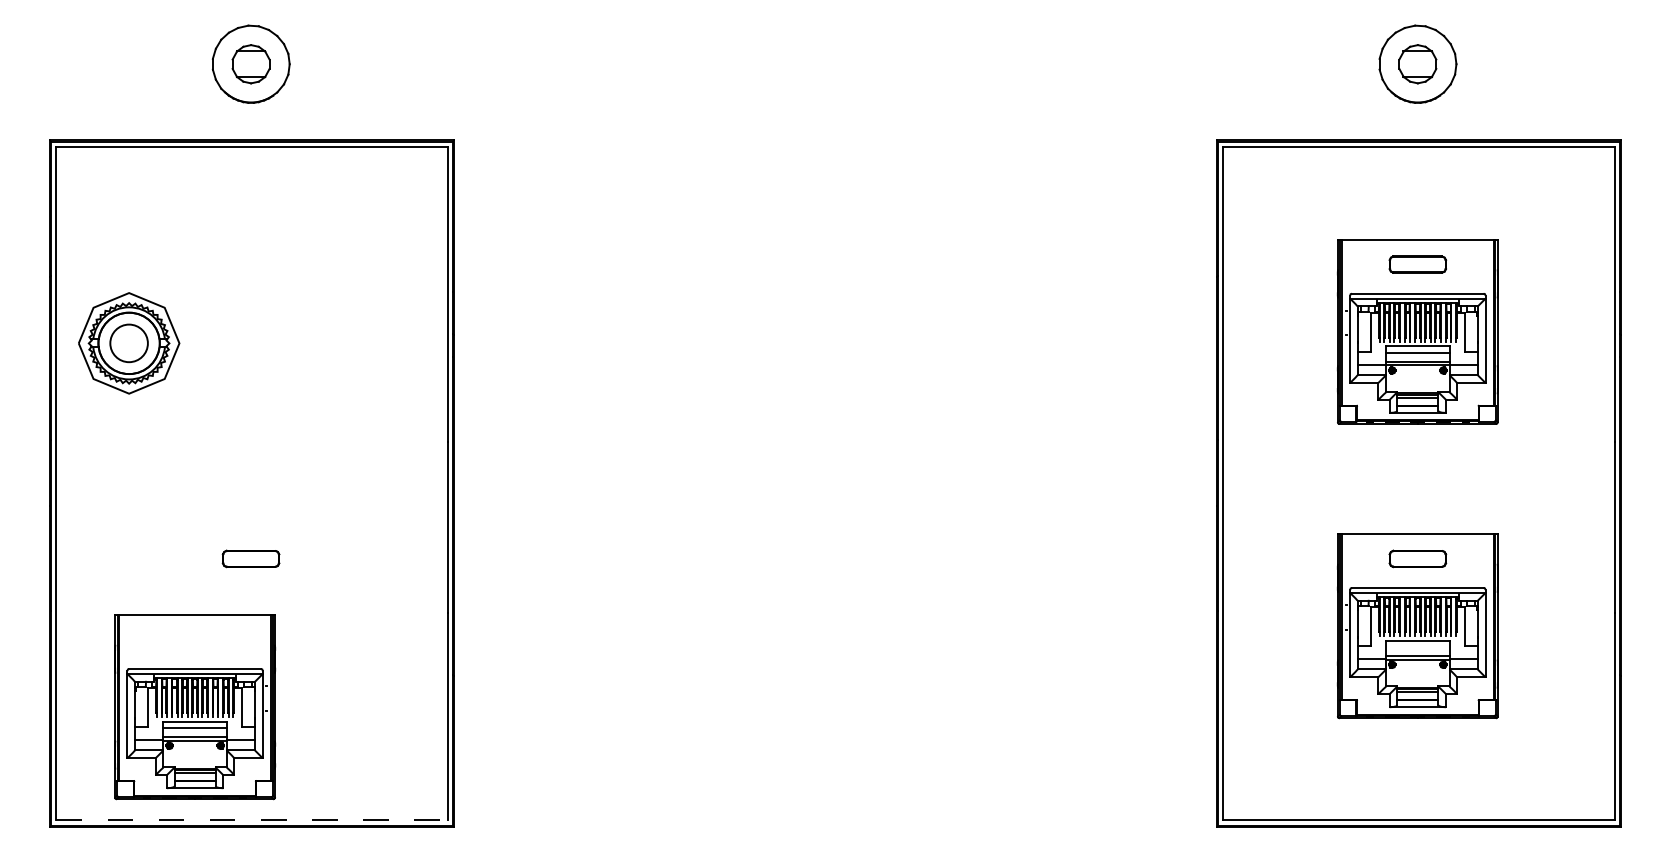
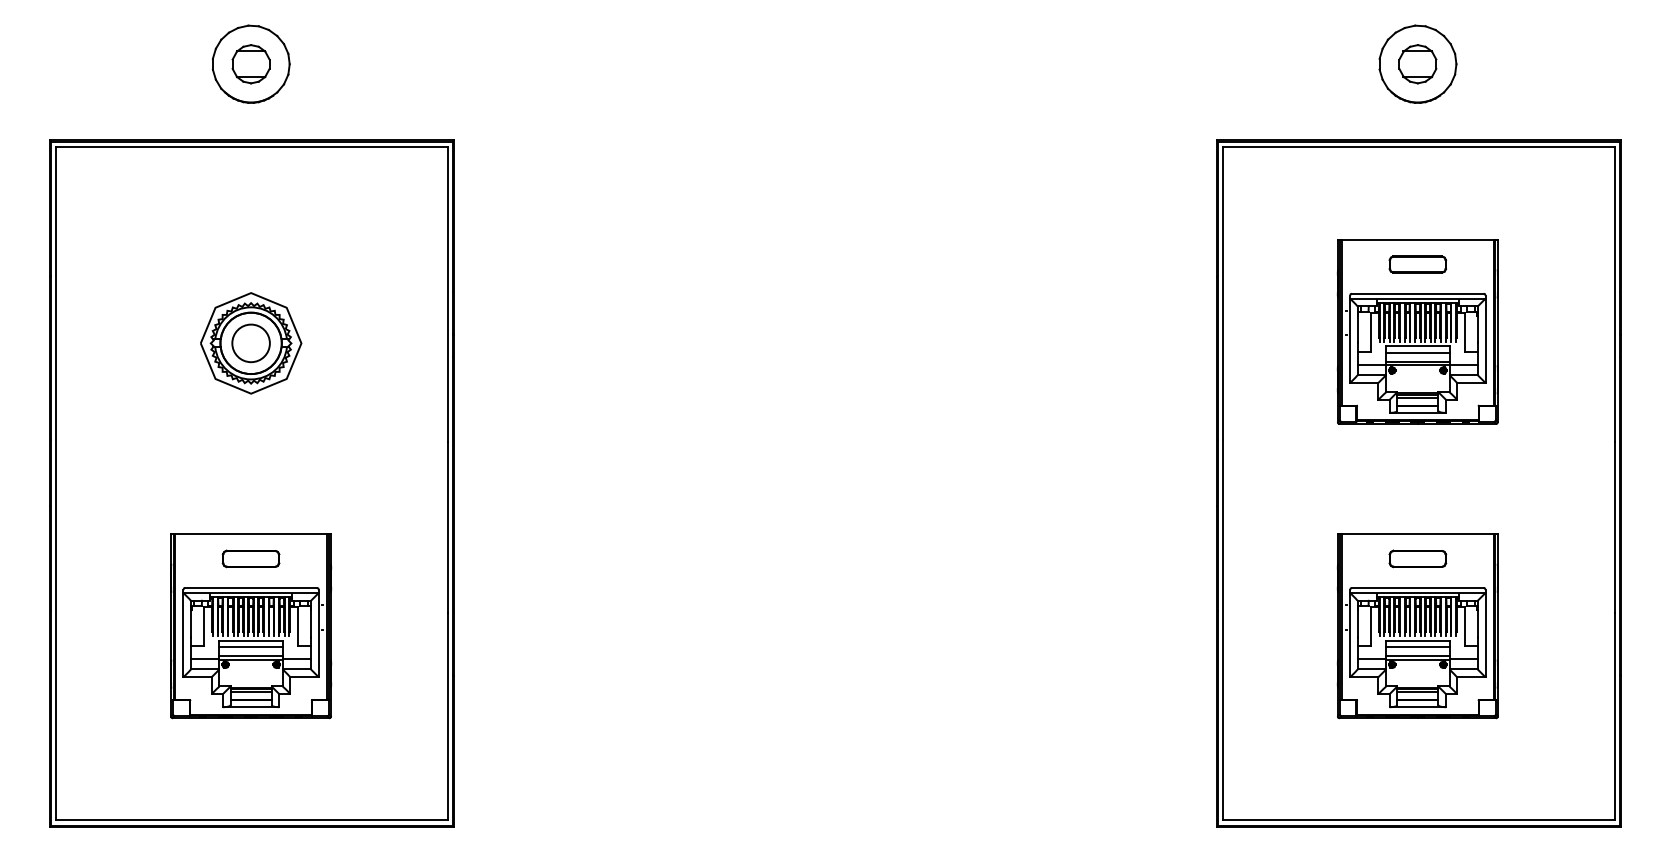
part position: (129, 343) -> (251, 343) (251, 343)
line: none -> present (1417, 647)
part position: (195, 707) -> (251, 626) (251, 626)
line: dashed -> solid (252, 820)
